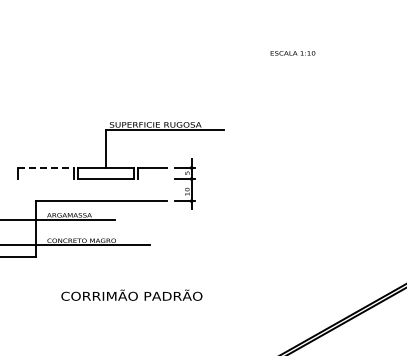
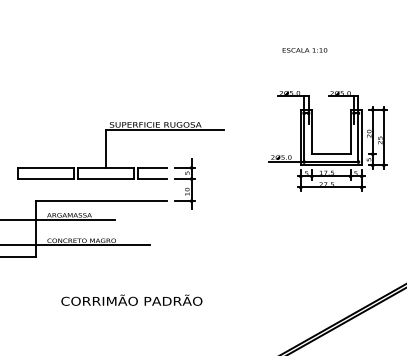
text position: (292, 53) -> (304, 50) (304, 50)
part: none -> present (327, 153)
line: dashed -> solid (46, 167)
line: none -> present (45, 179)
line: none -> present (152, 179)
text position: (131, 294) -> (131, 299) (131, 299)
